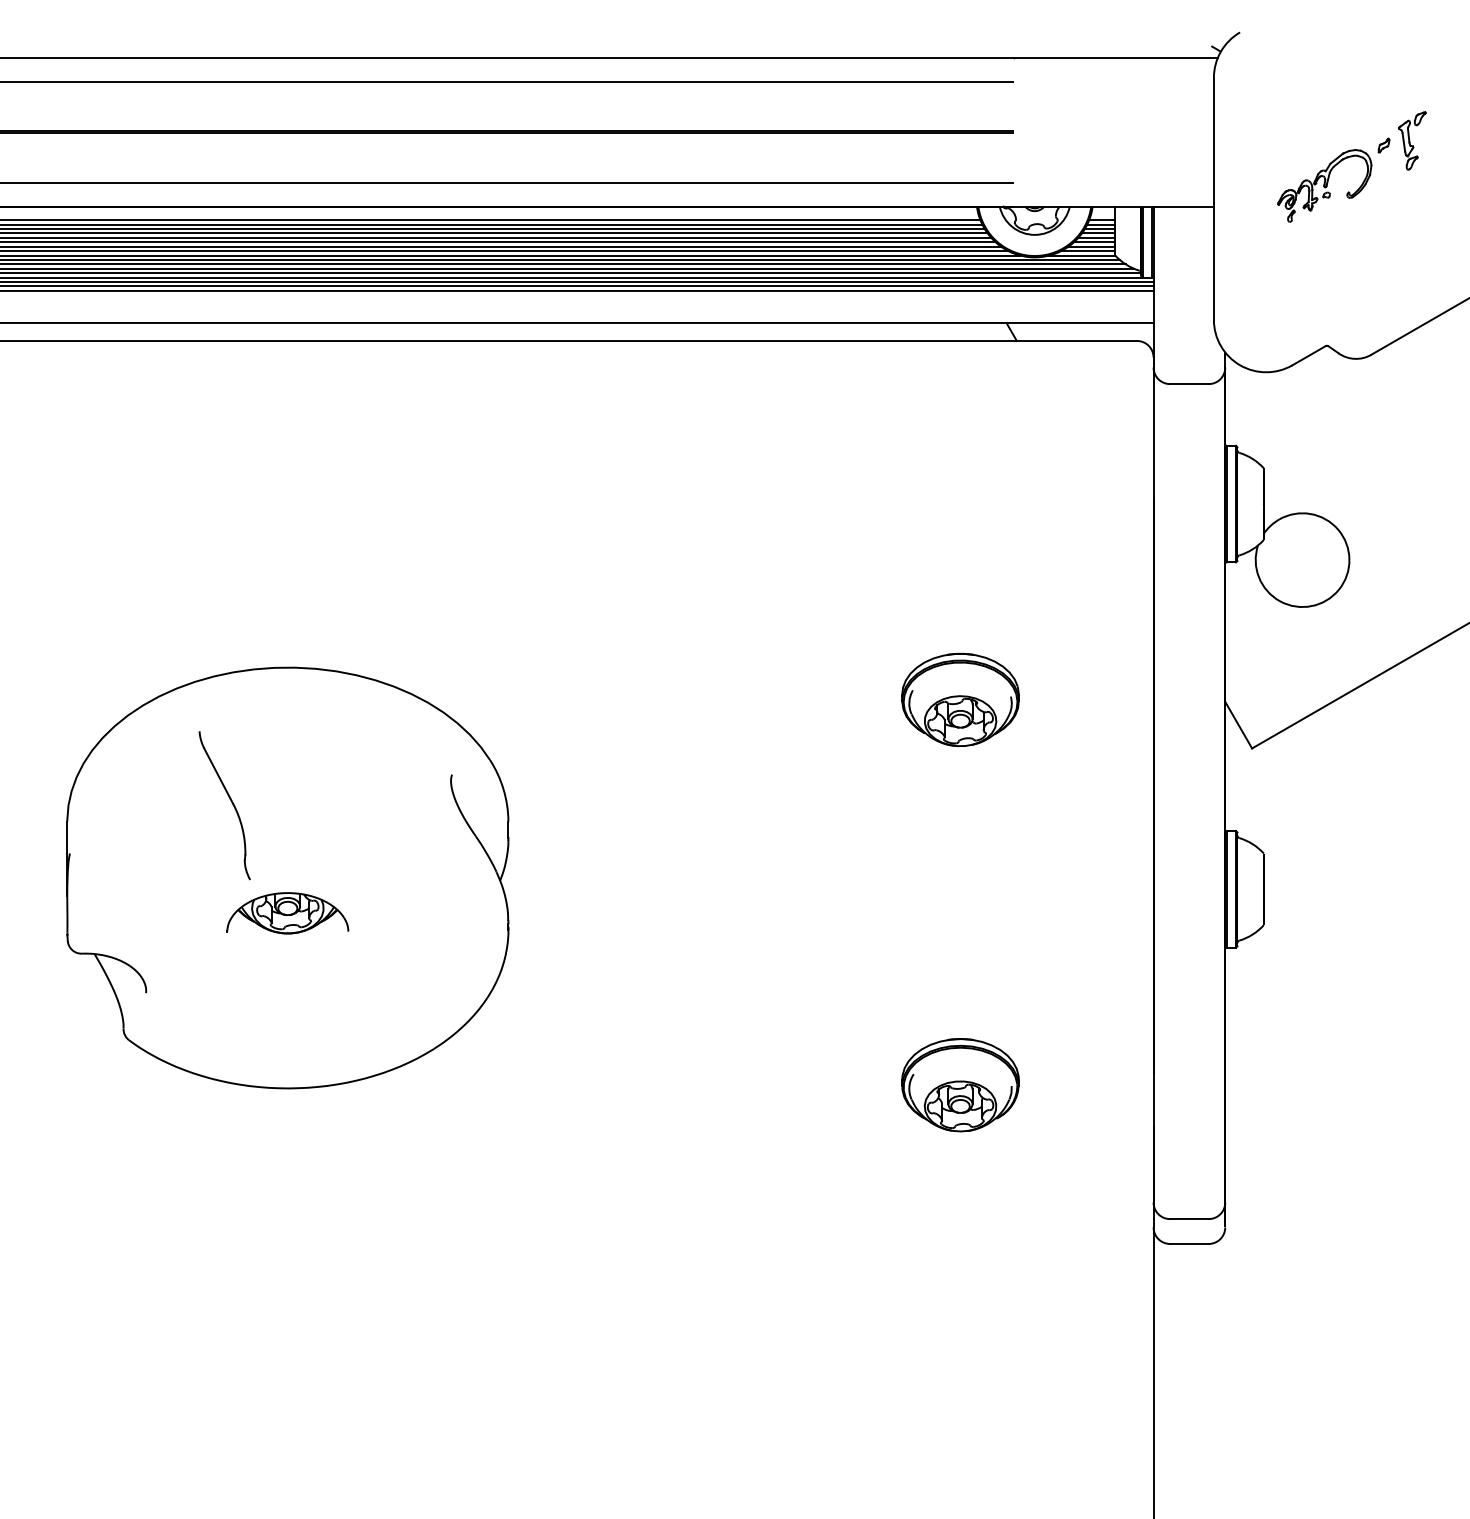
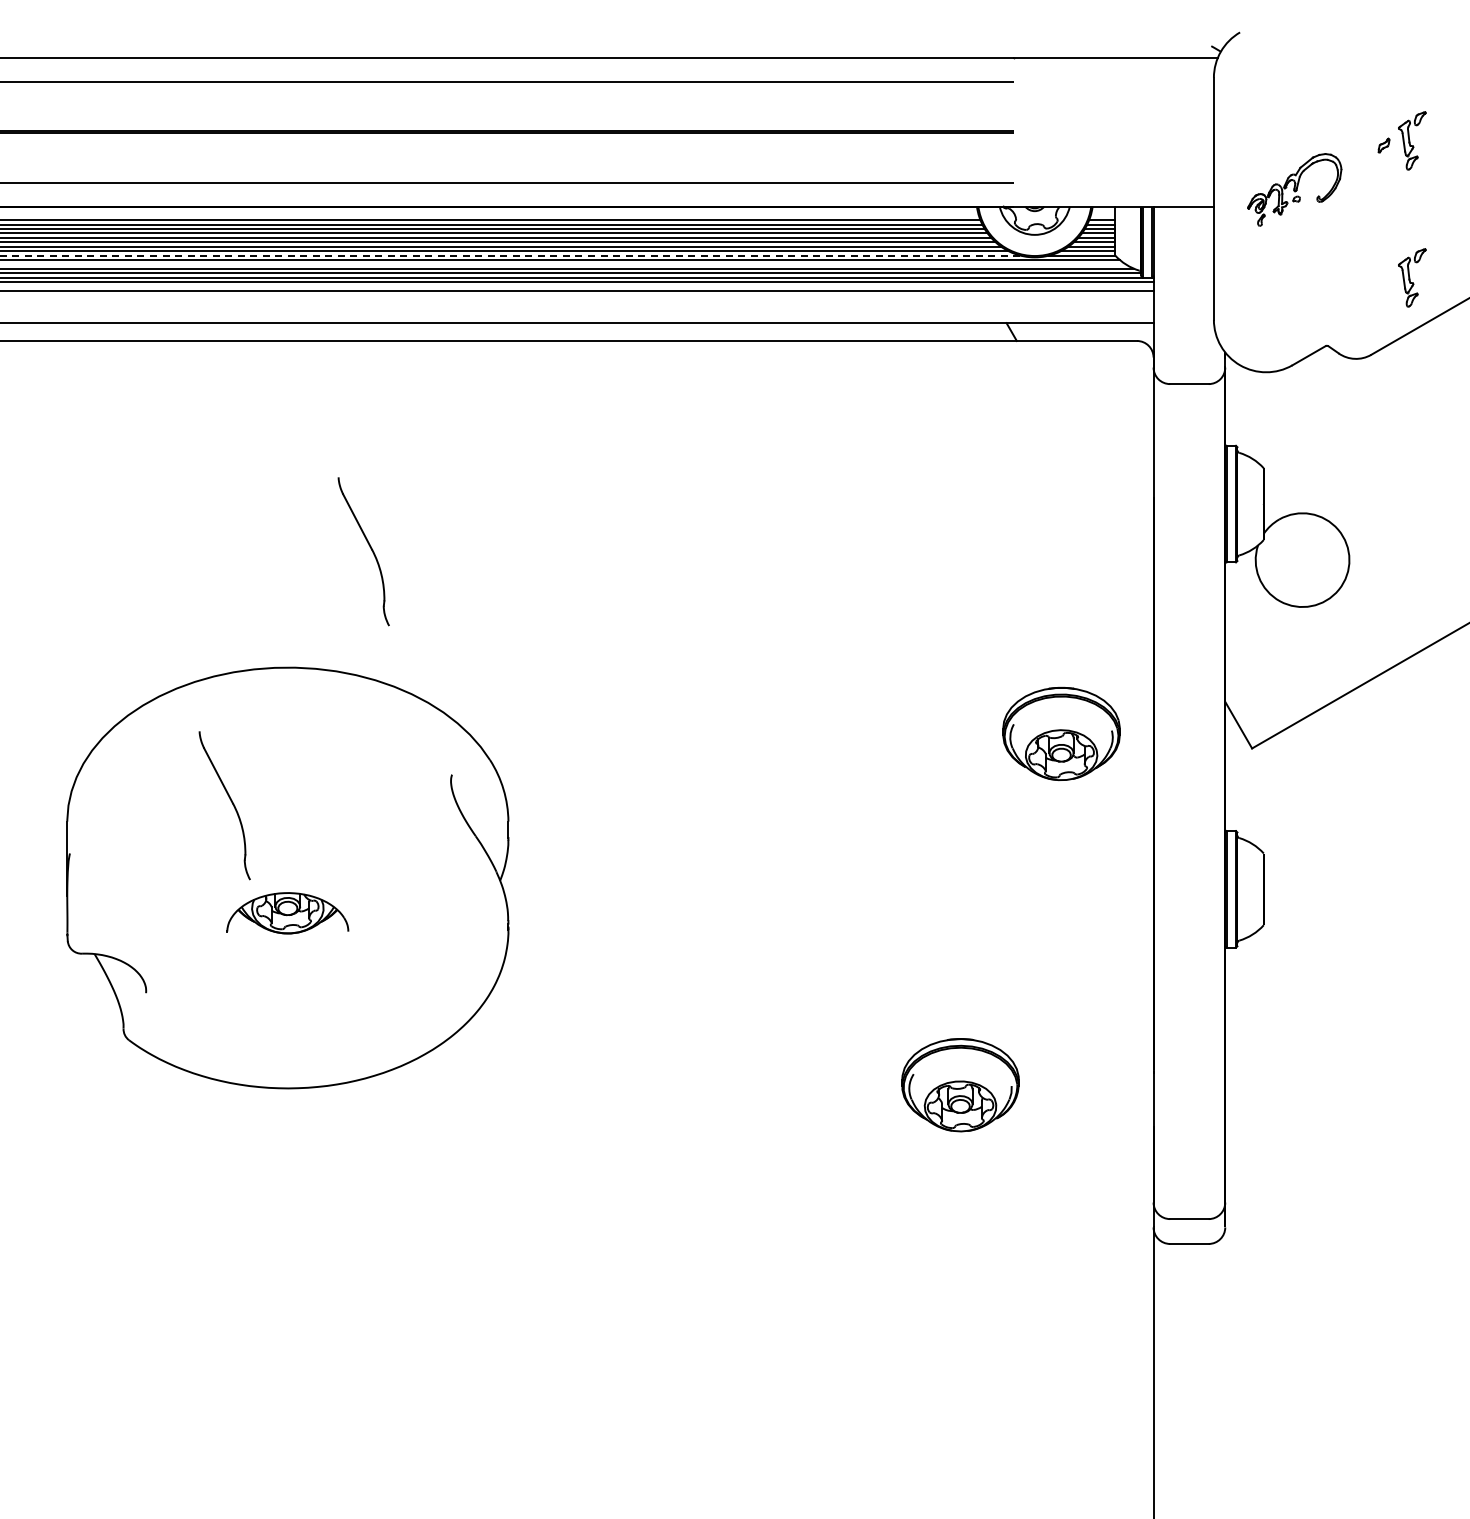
part position: (1324, 185) -> (1294, 189) (1294, 189)
line: solid -> dashed (510, 255)
line: present -> none (563, 264)
part: none -> present (1412, 277)
line: present -> none (577, 286)
part: none -> present (369, 547)
part position: (960, 699) -> (1061, 733) (1061, 733)
